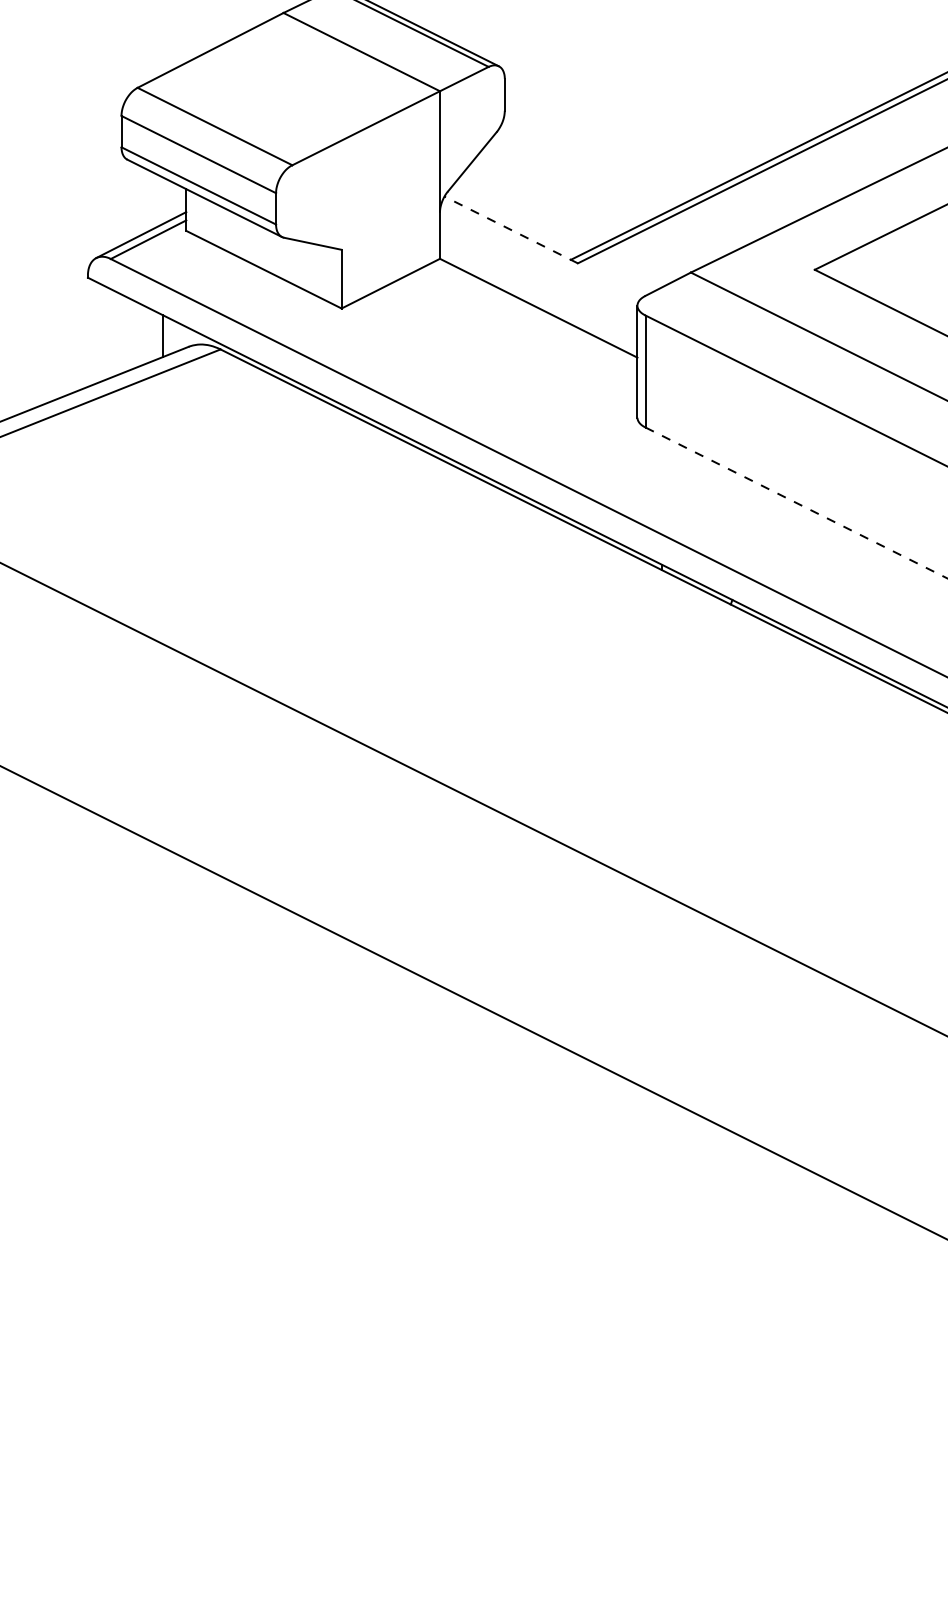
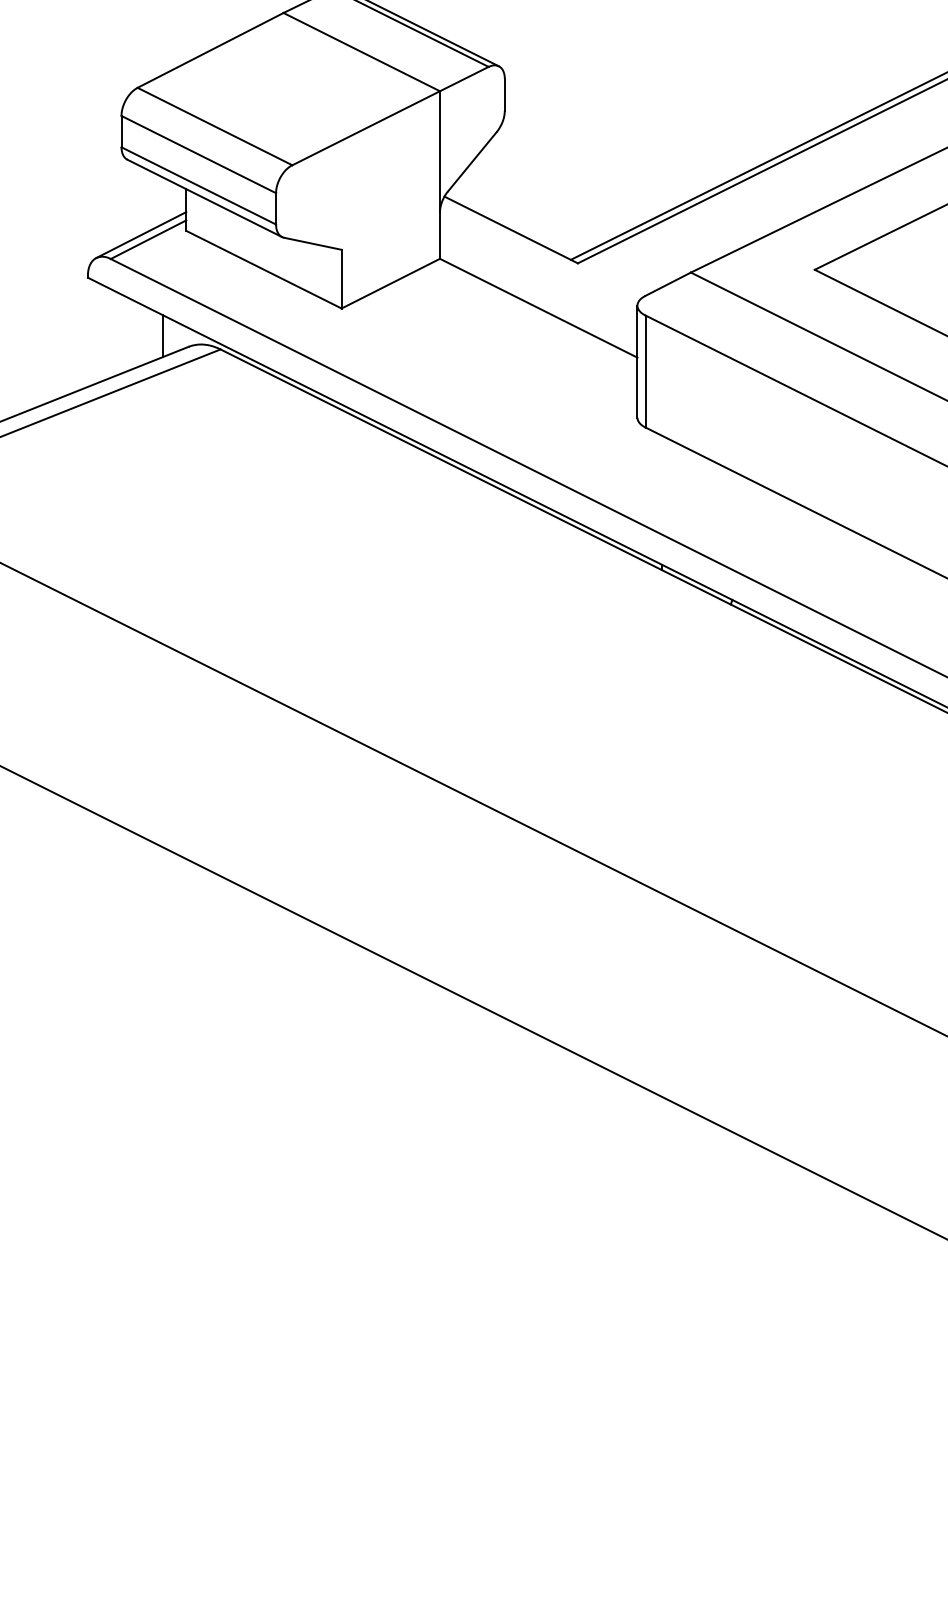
line: dashed -> solid (511, 229)
line: dashed -> solid (796, 502)
